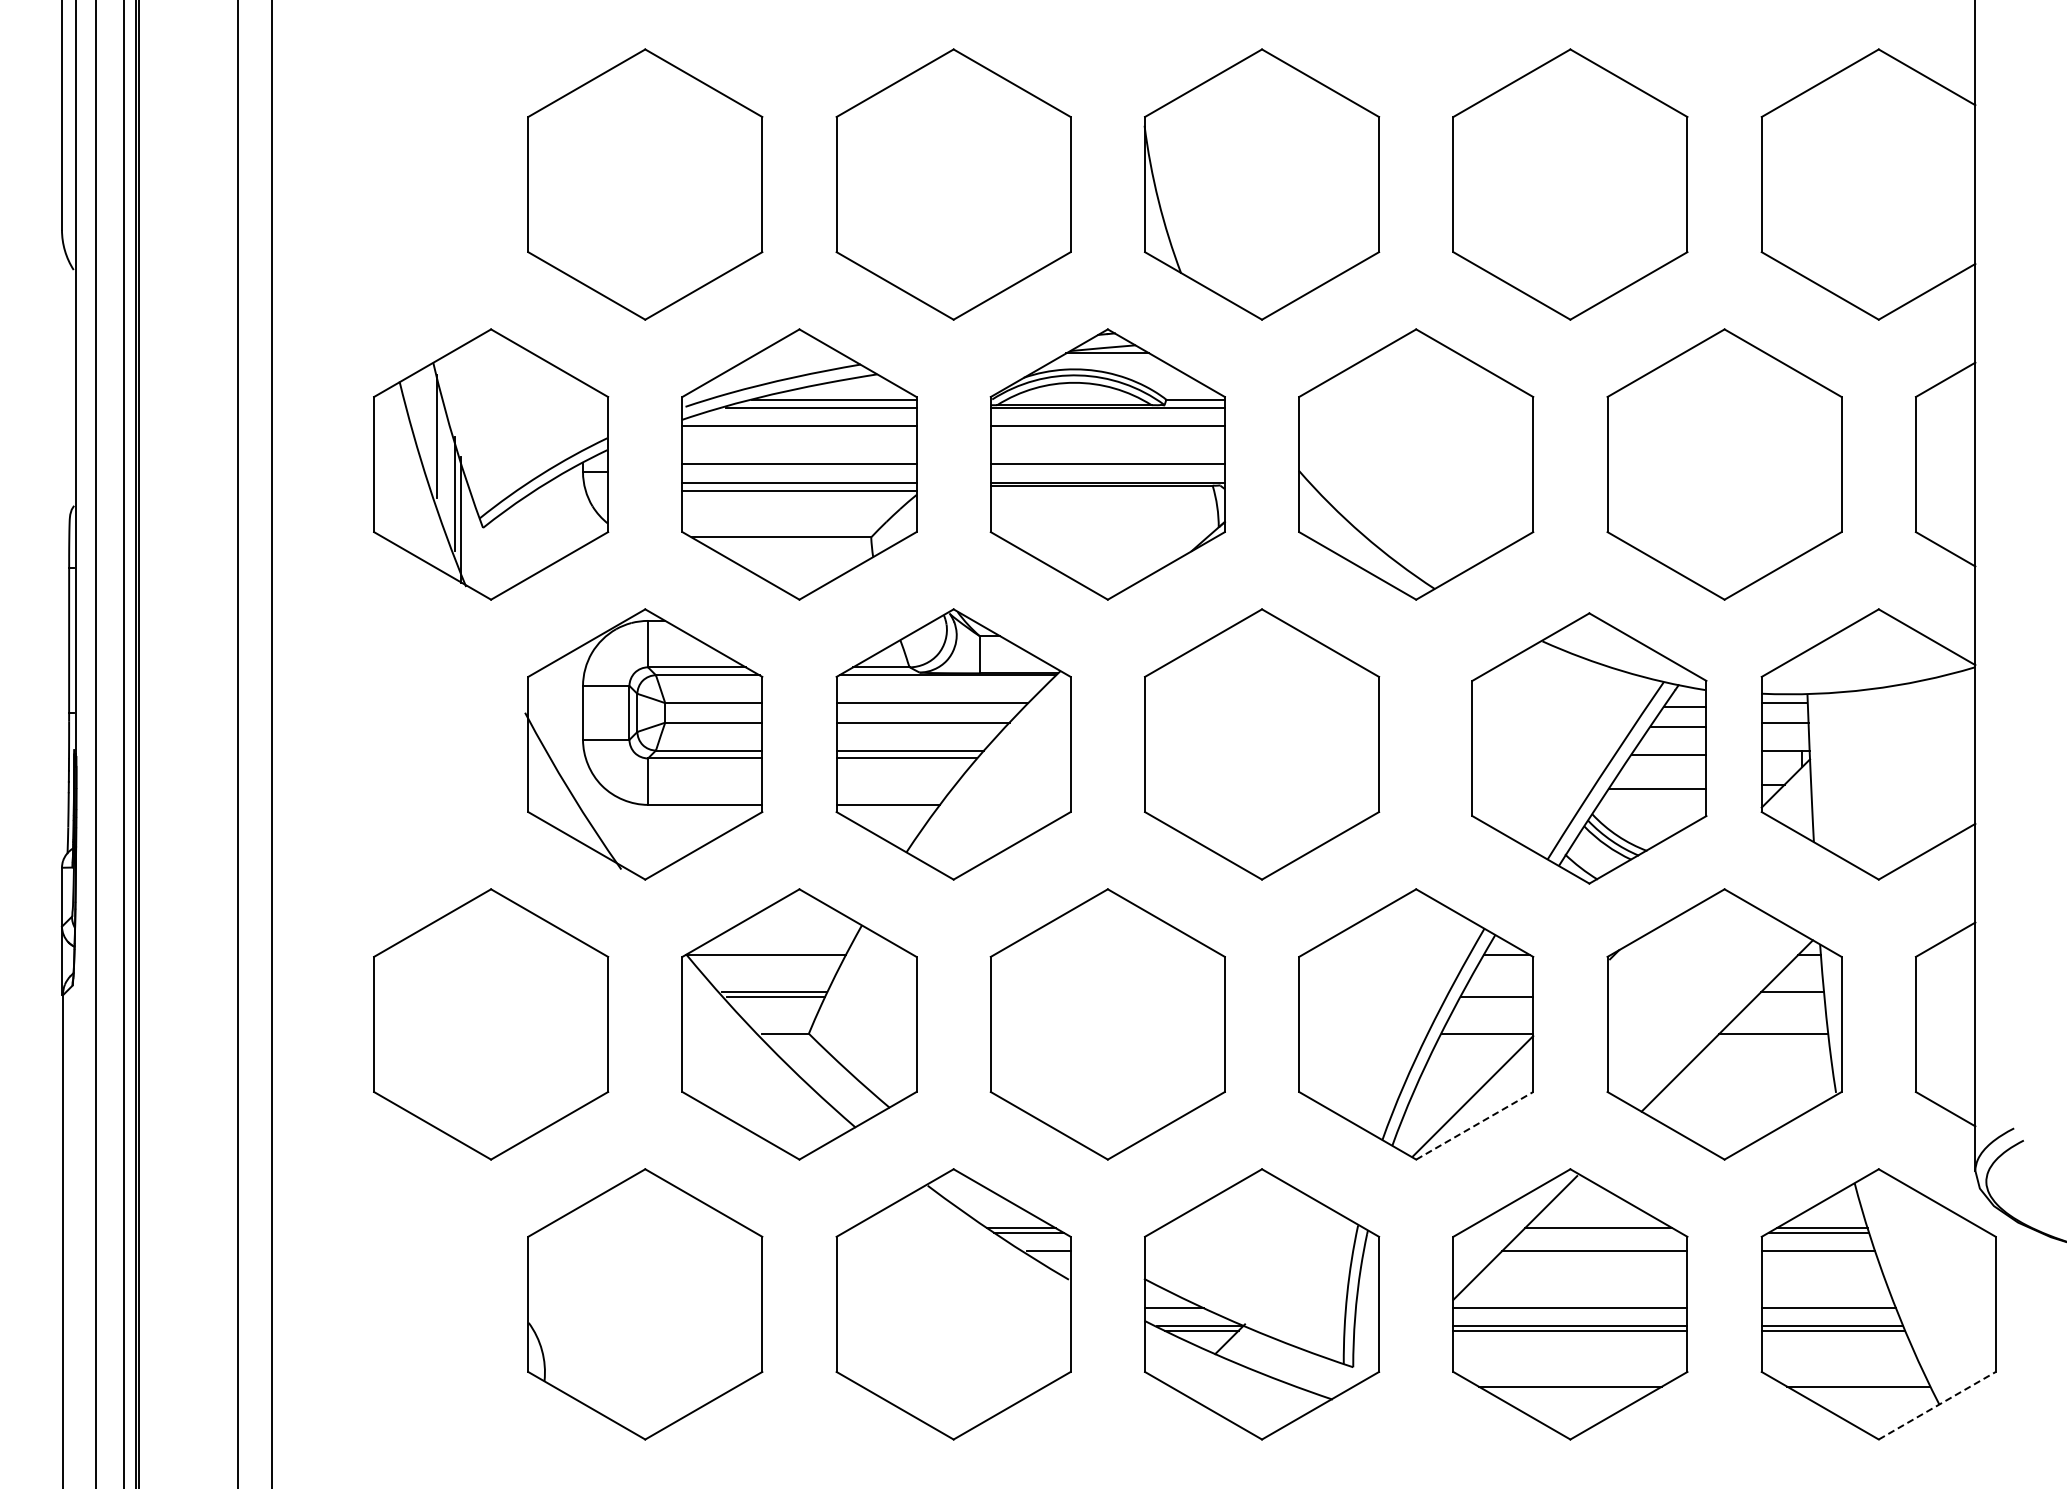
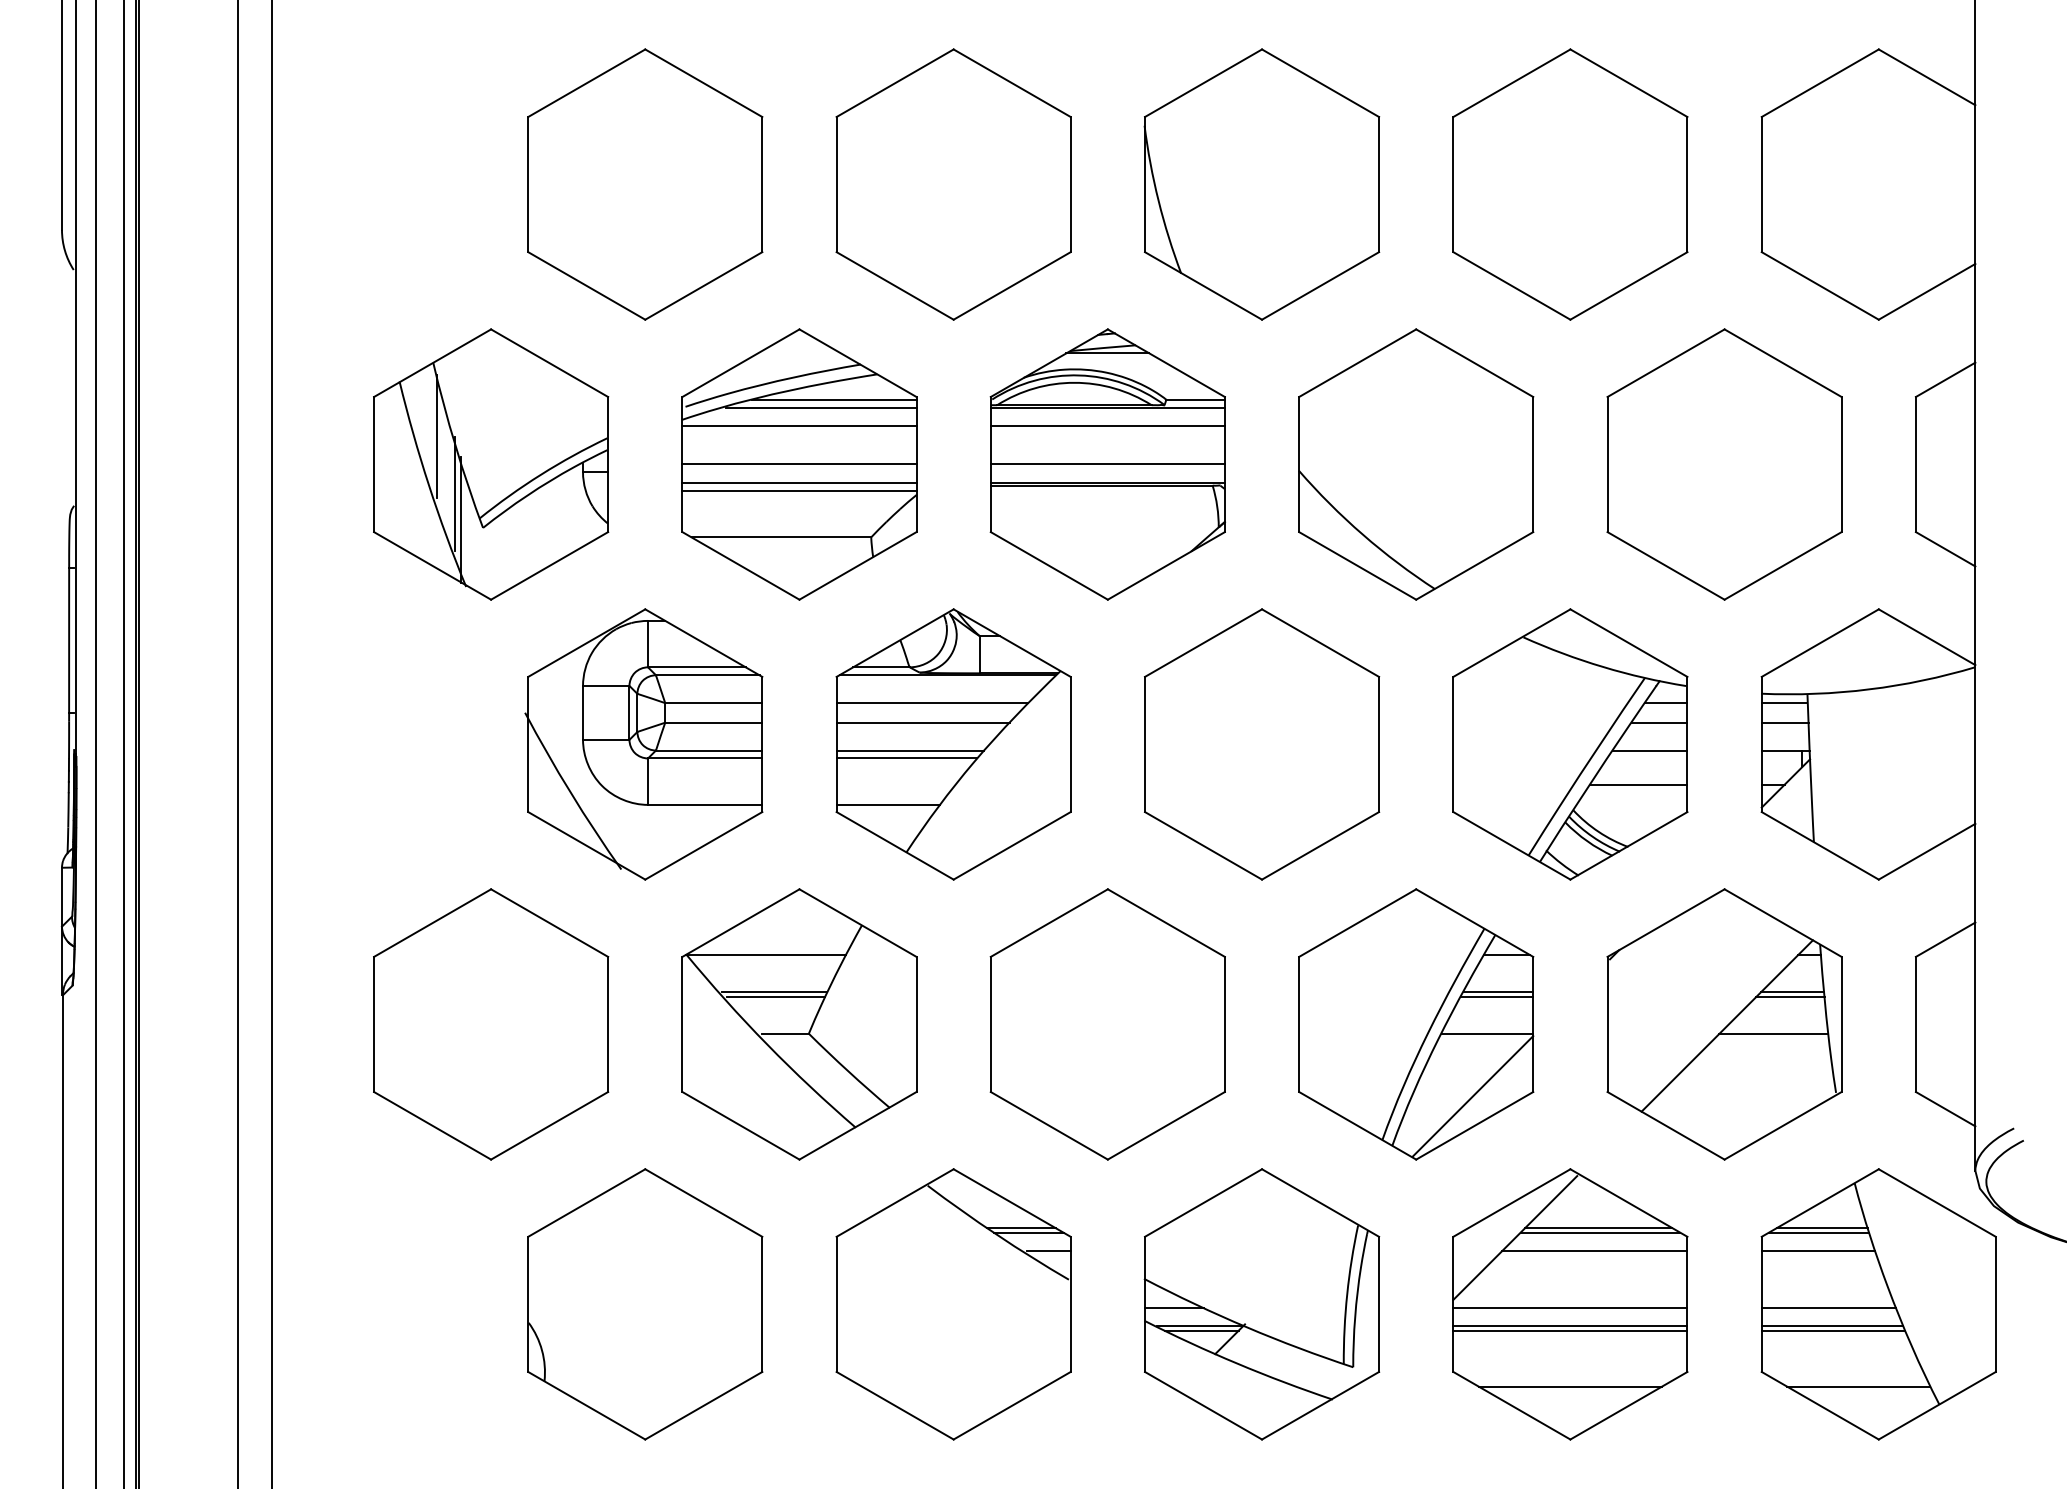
part position: (1589, 748) -> (1570, 744) (1570, 744)
line: none -> present (1498, 992)
line: none -> present (1789, 997)
line: dashed -> solid (1474, 1125)
line: none -> present (1600, 1232)
line: dashed -> solid (1937, 1405)
